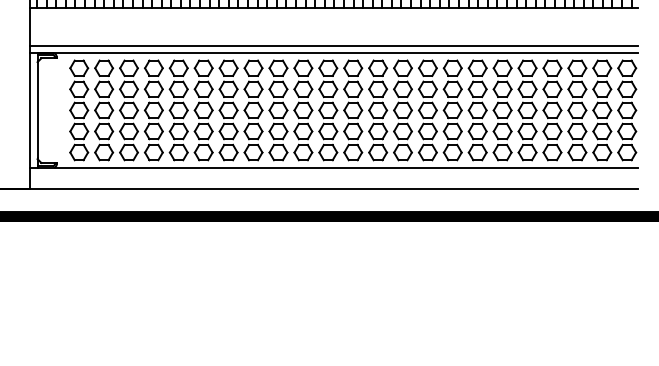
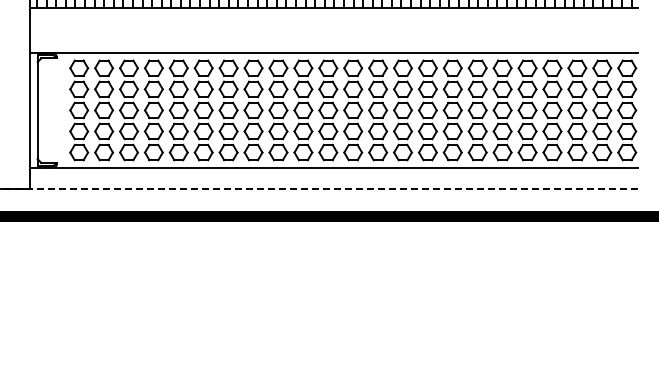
line: present -> none (333, 46)
line: solid -> dashed (319, 188)
